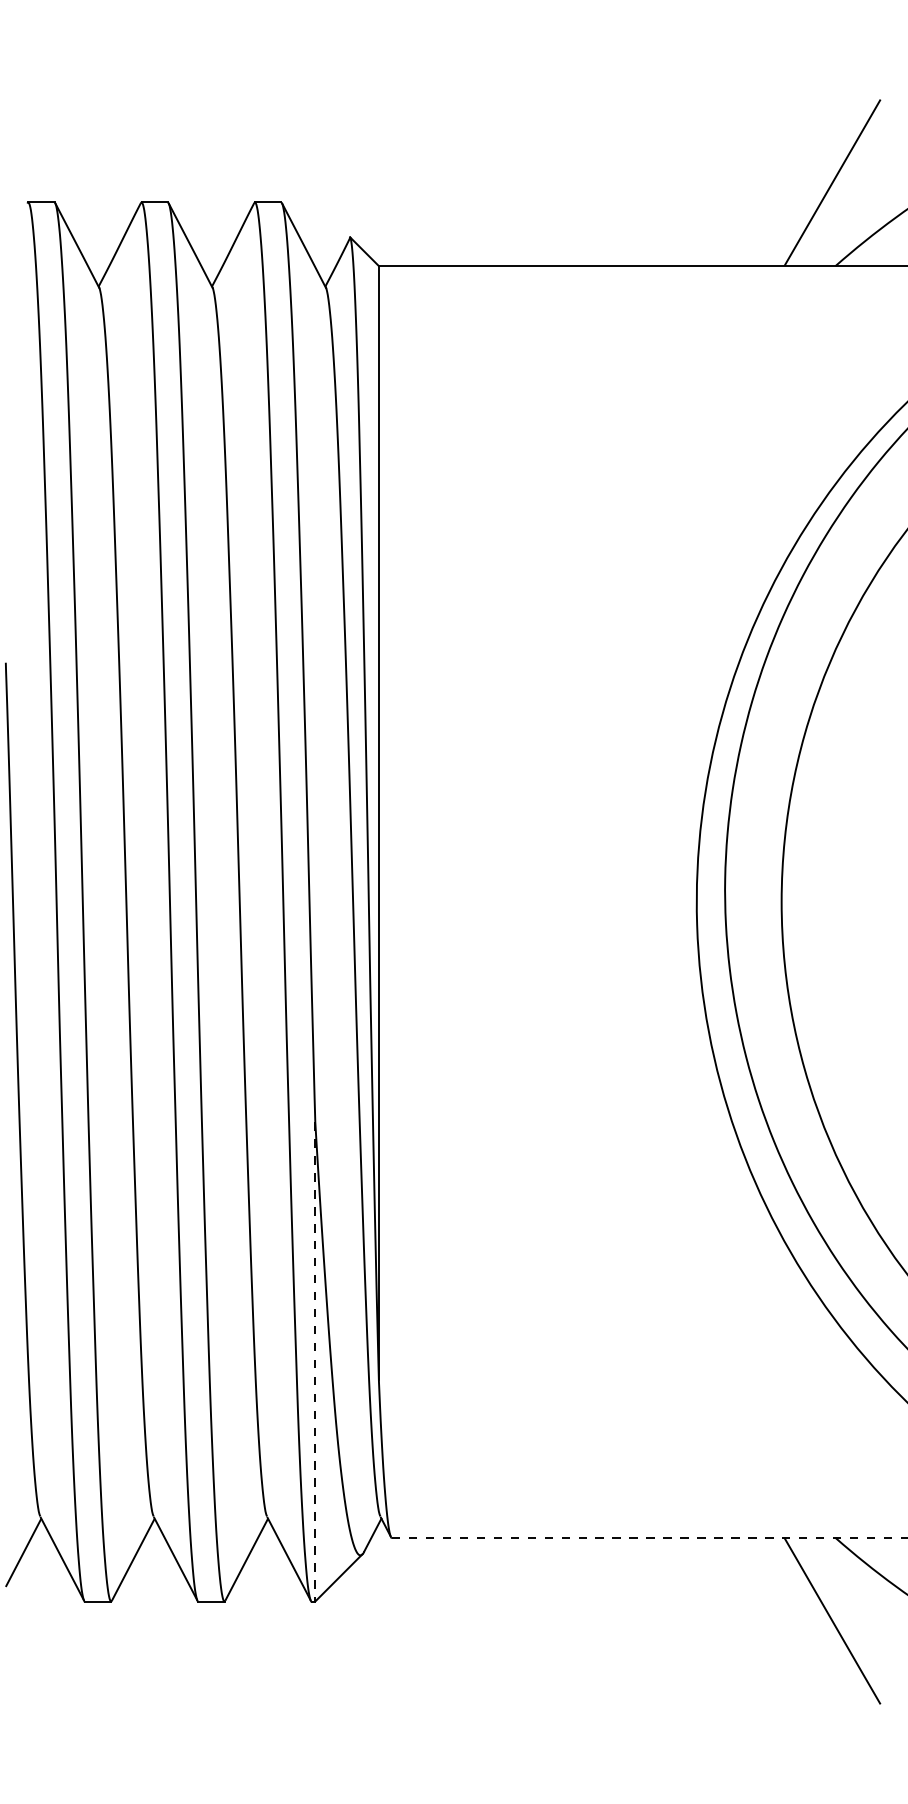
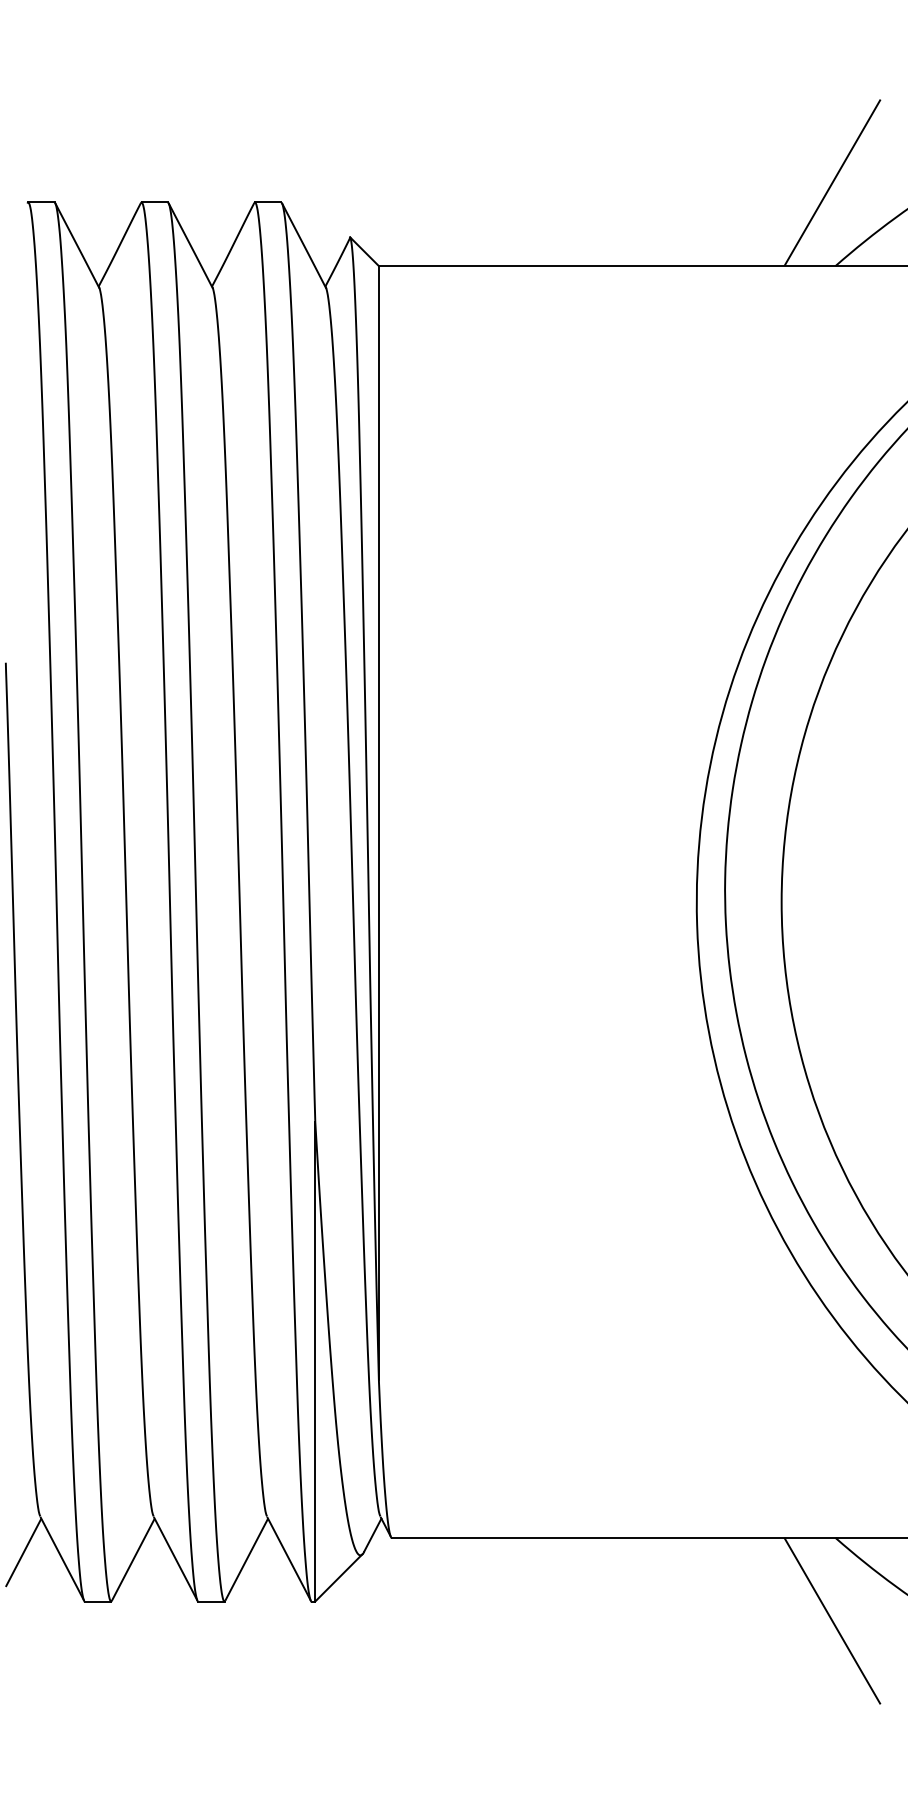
line: dashed -> solid (315, 1361)
line: dashed -> solid (649, 1537)
